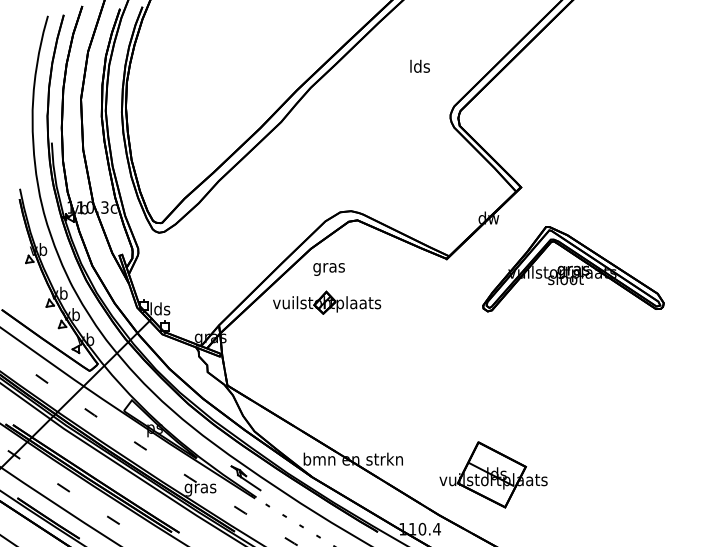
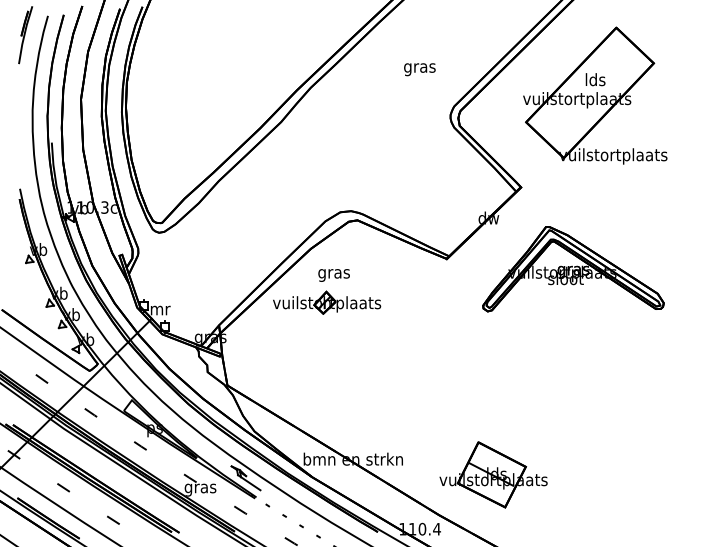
part: none -> present (25, 35)
text: lds -> gras (419, 67)
part: none -> present (595, 95)
text position: (328, 269) -> (333, 275) (333, 275)
text: lds -> mr (160, 308)
